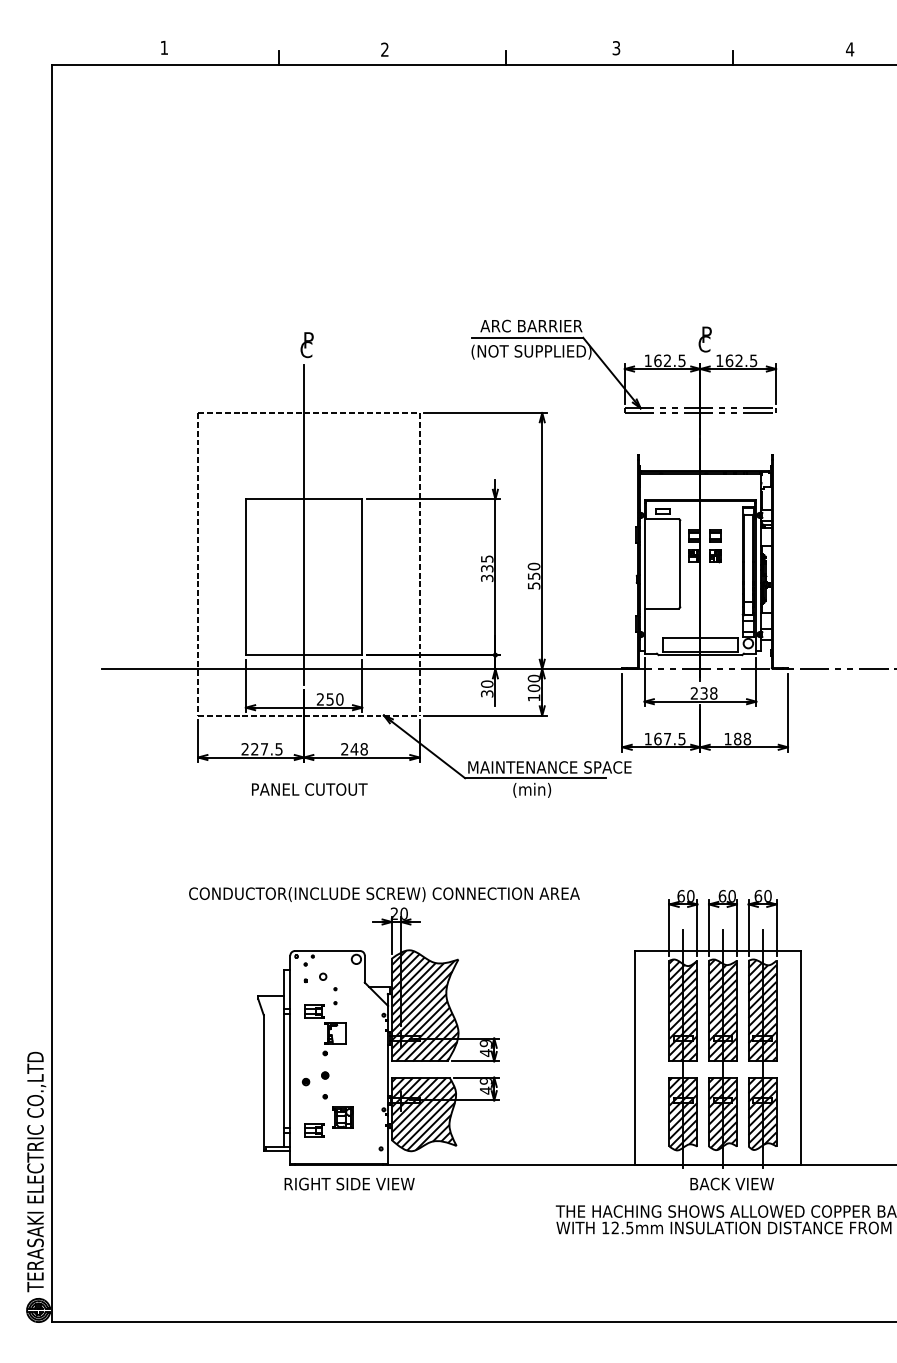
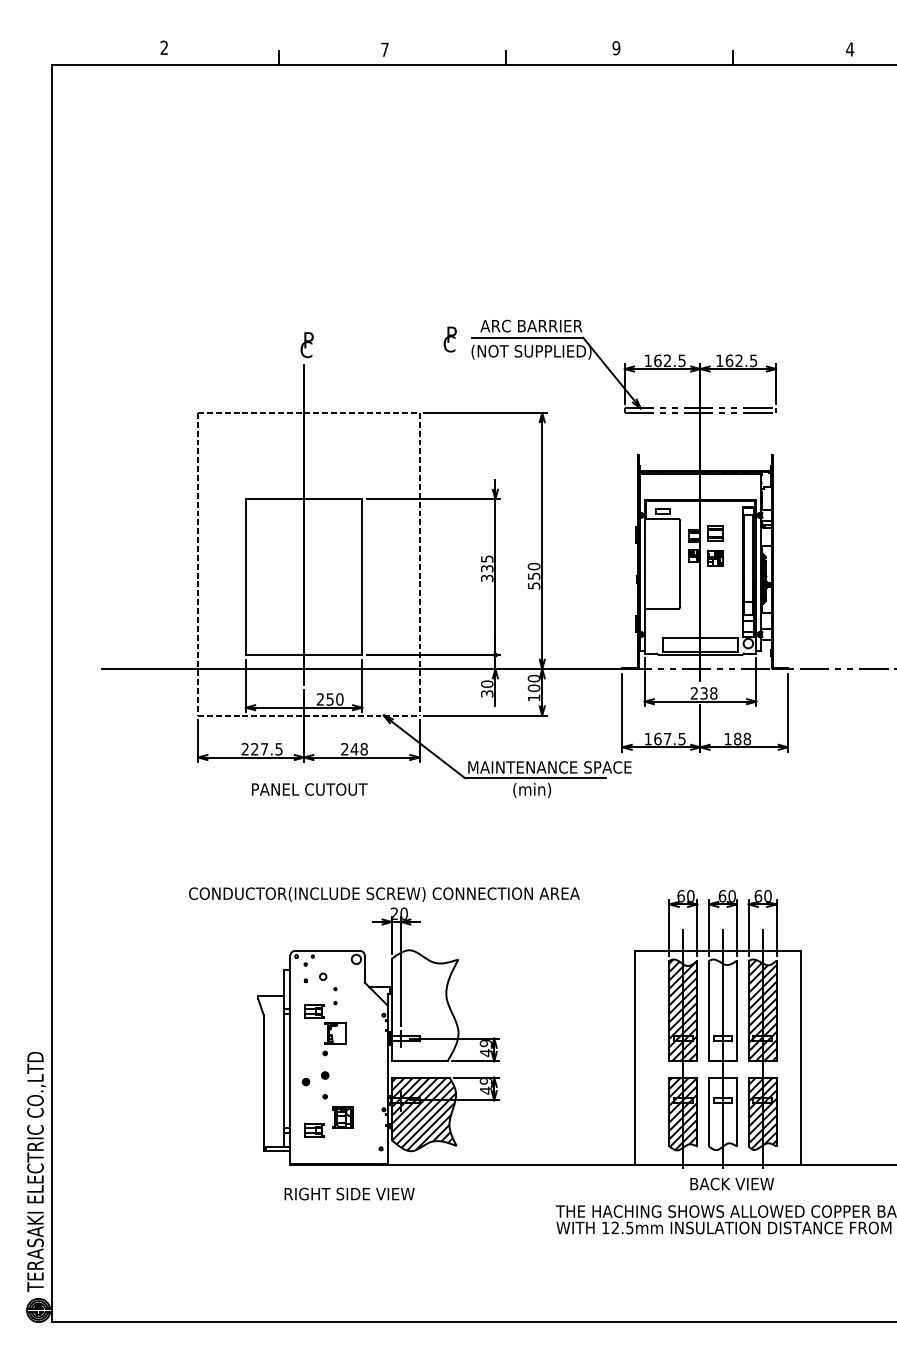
text: 1 -> 2 (163, 47)
text: 3 -> 9 (616, 48)
text: 2 -> 7 (384, 49)
text position: (704, 339) -> (449, 339) (449, 339)
part size: 13x35 px -> 17x42 px (715, 545)
hatch: present -> none (424, 1005)
hatch: present -> none (722, 1010)
hatch: present -> none (722, 1113)
text position: (349, 1183) -> (349, 1193) (349, 1193)
